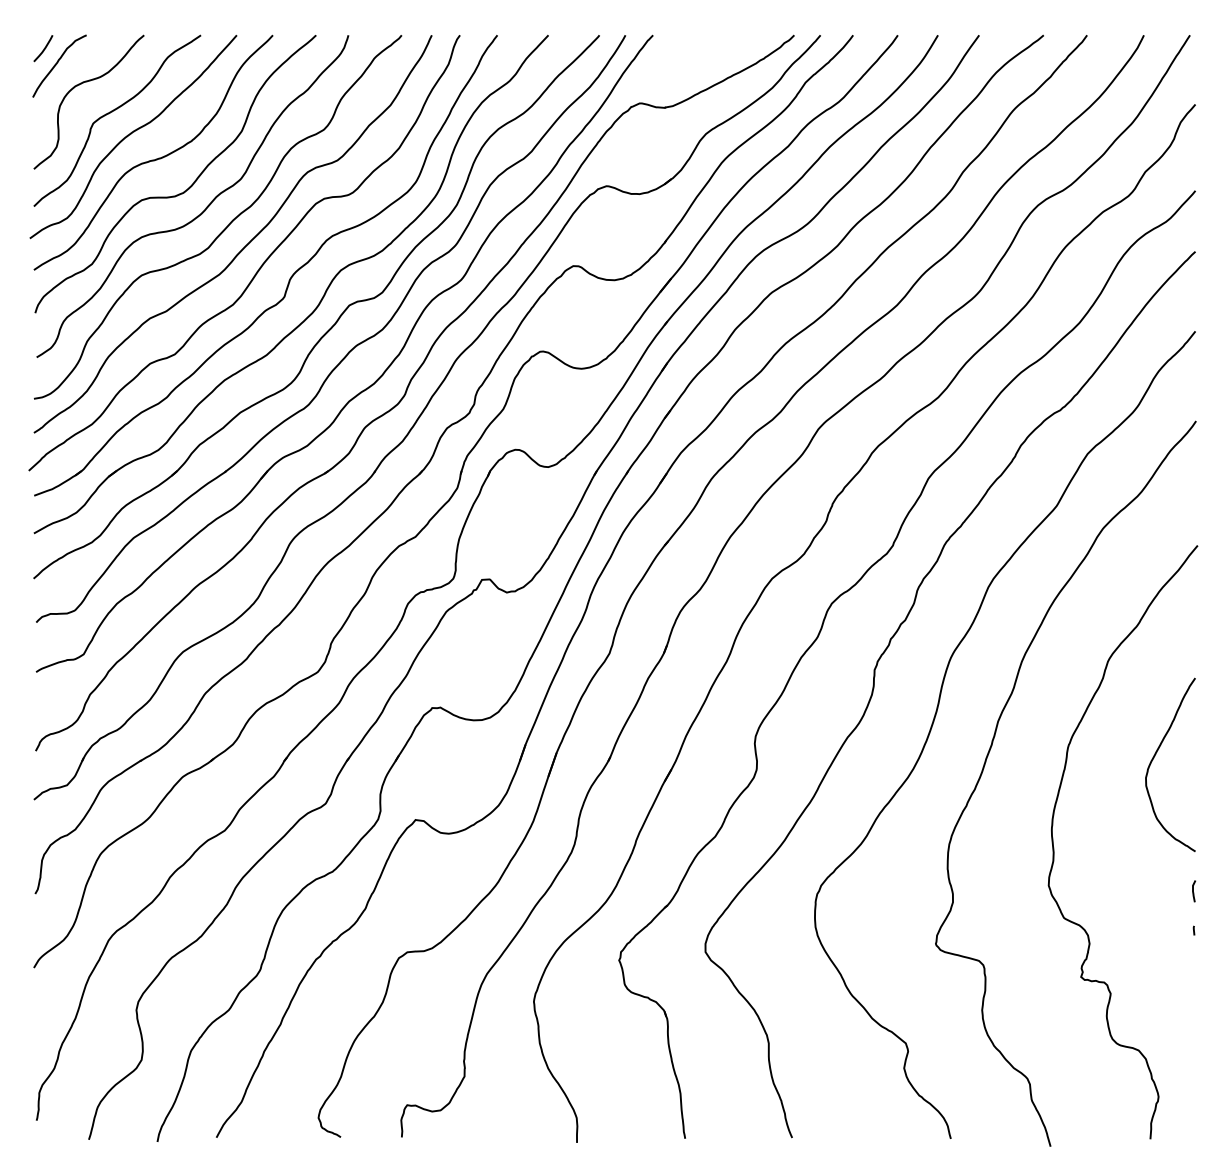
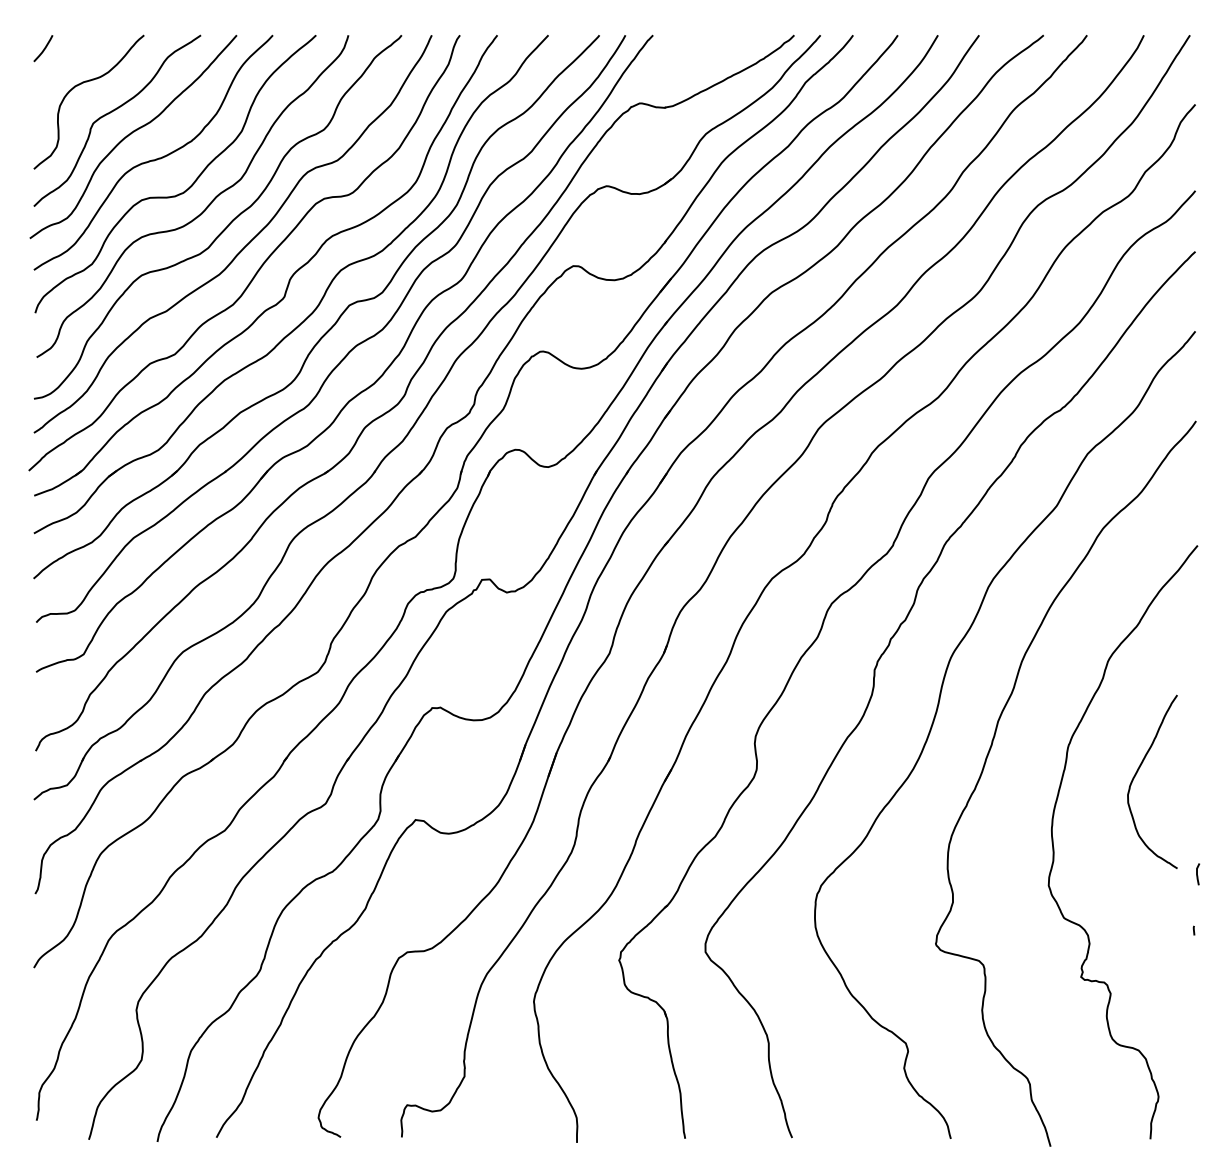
curve: present -> none (57, 64)
curve position: (1155, 756) -> (1137, 773) (1137, 773)
curve position: (1193, 891) -> (1197, 874) (1197, 874)
